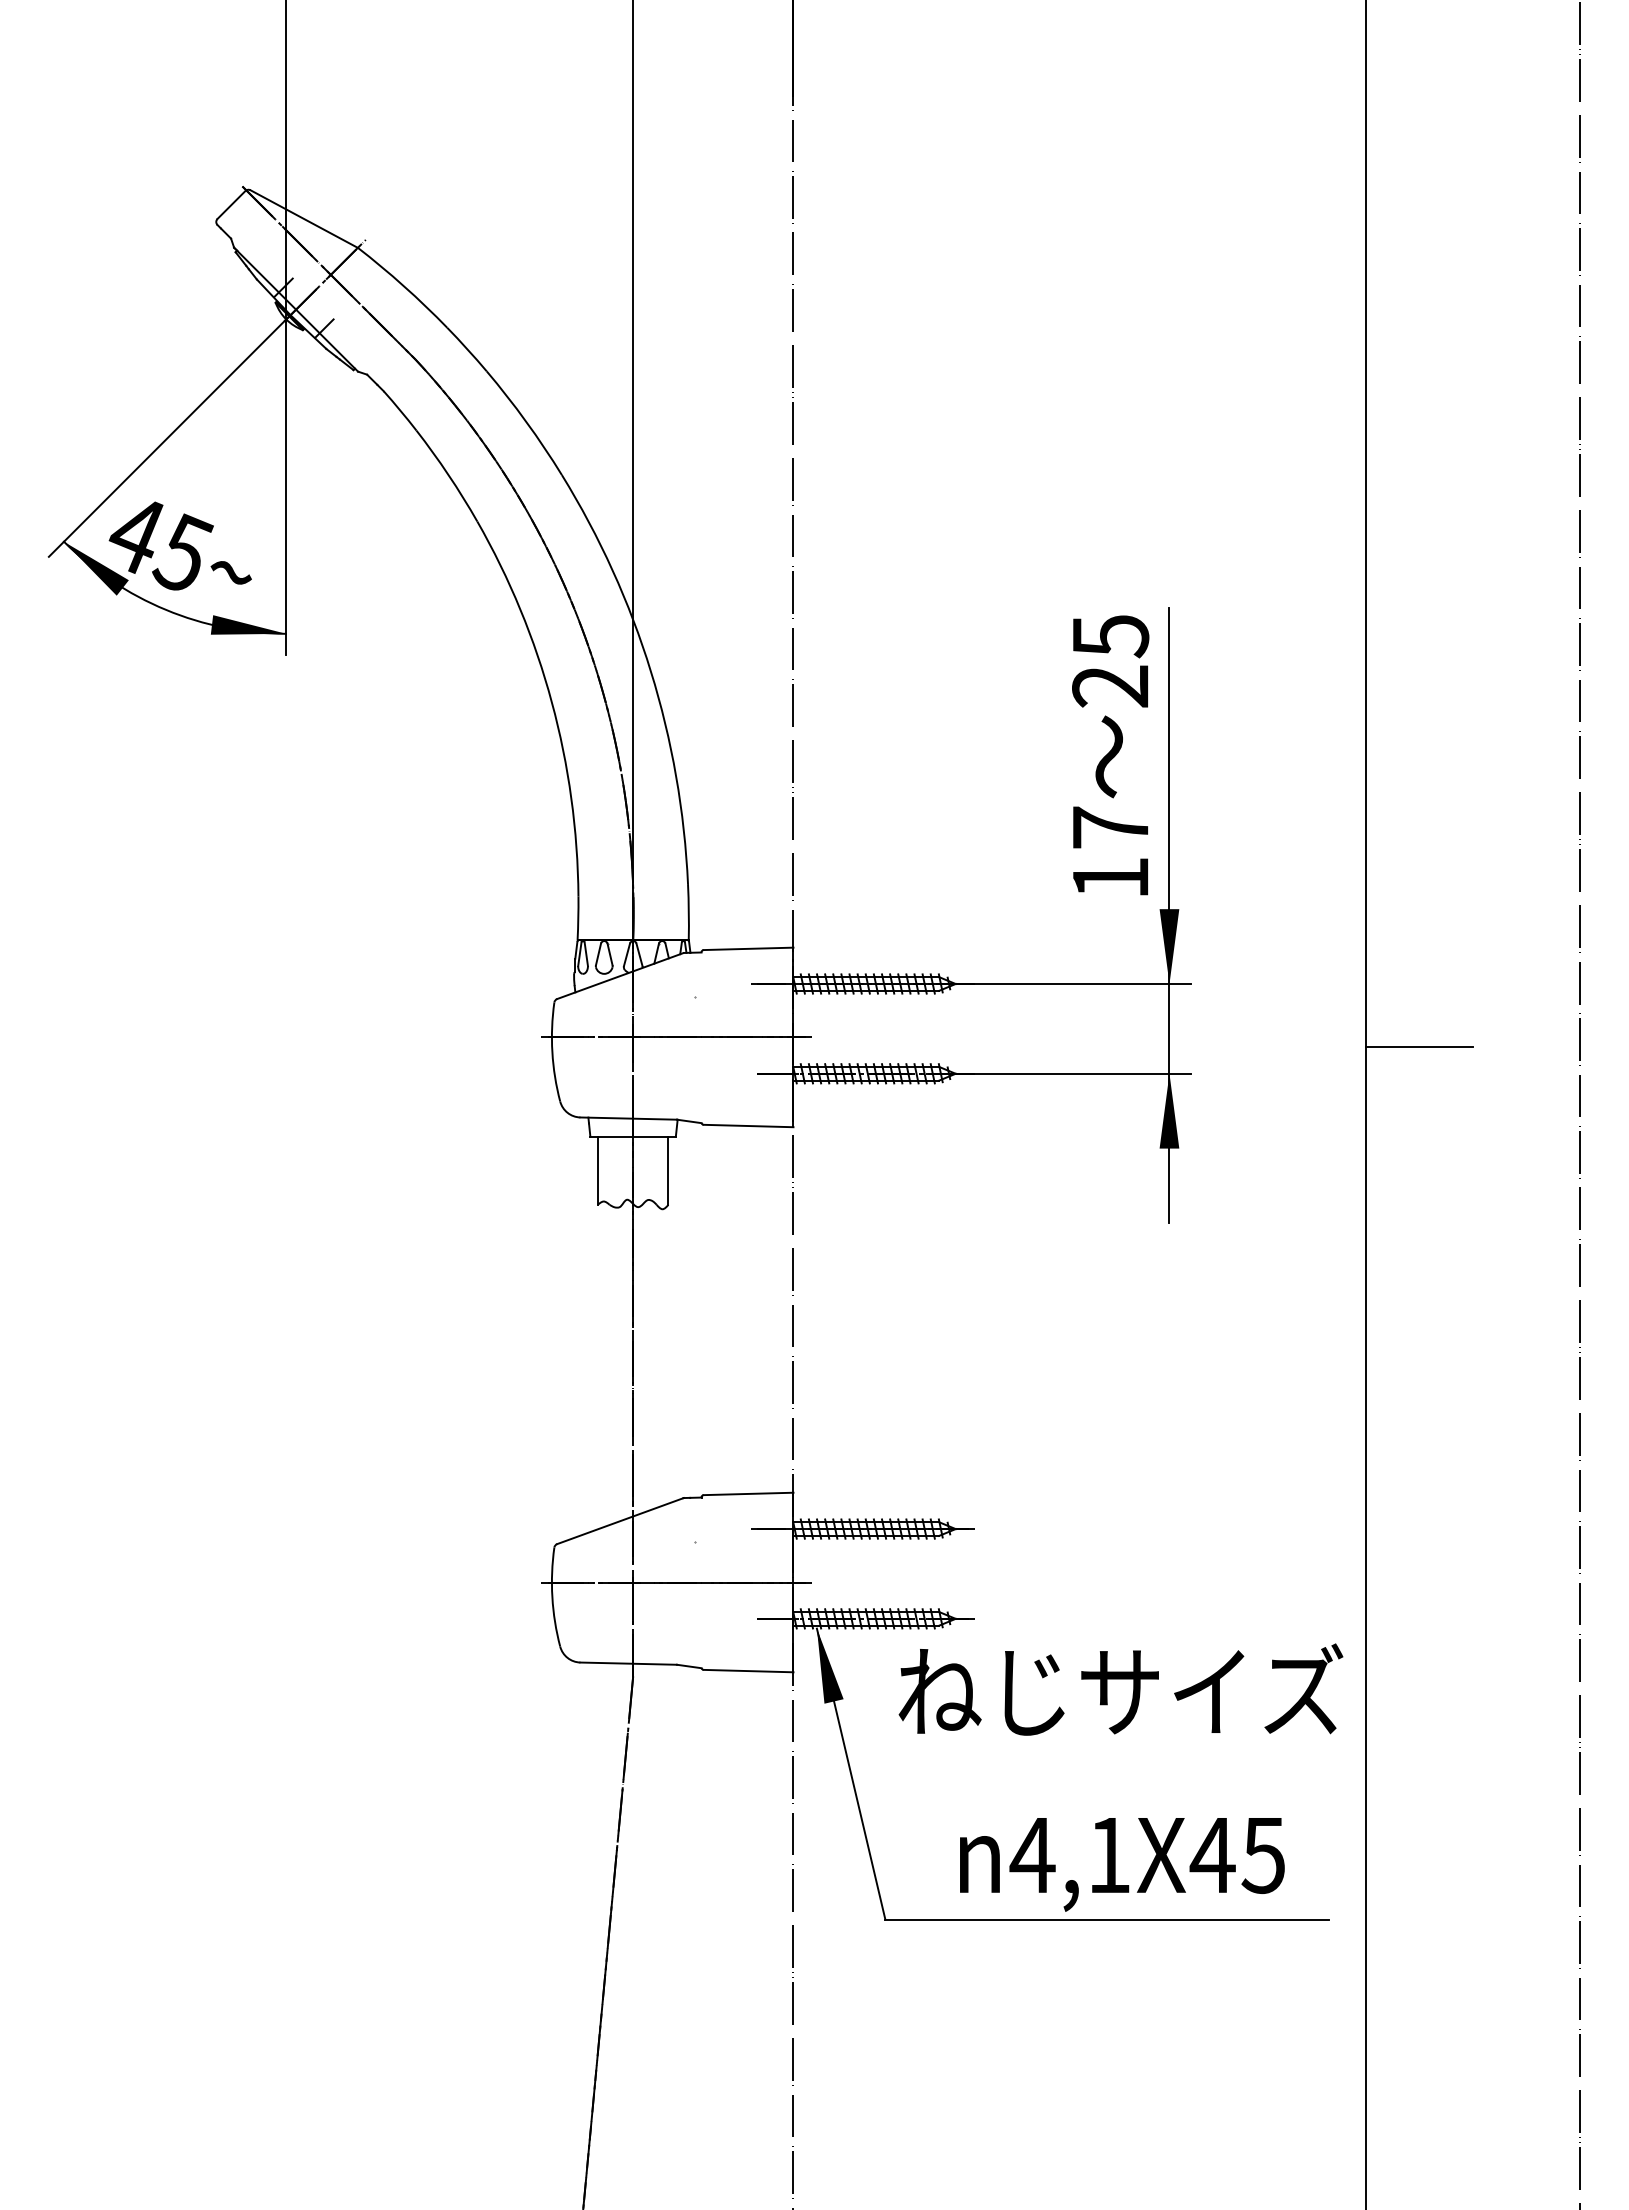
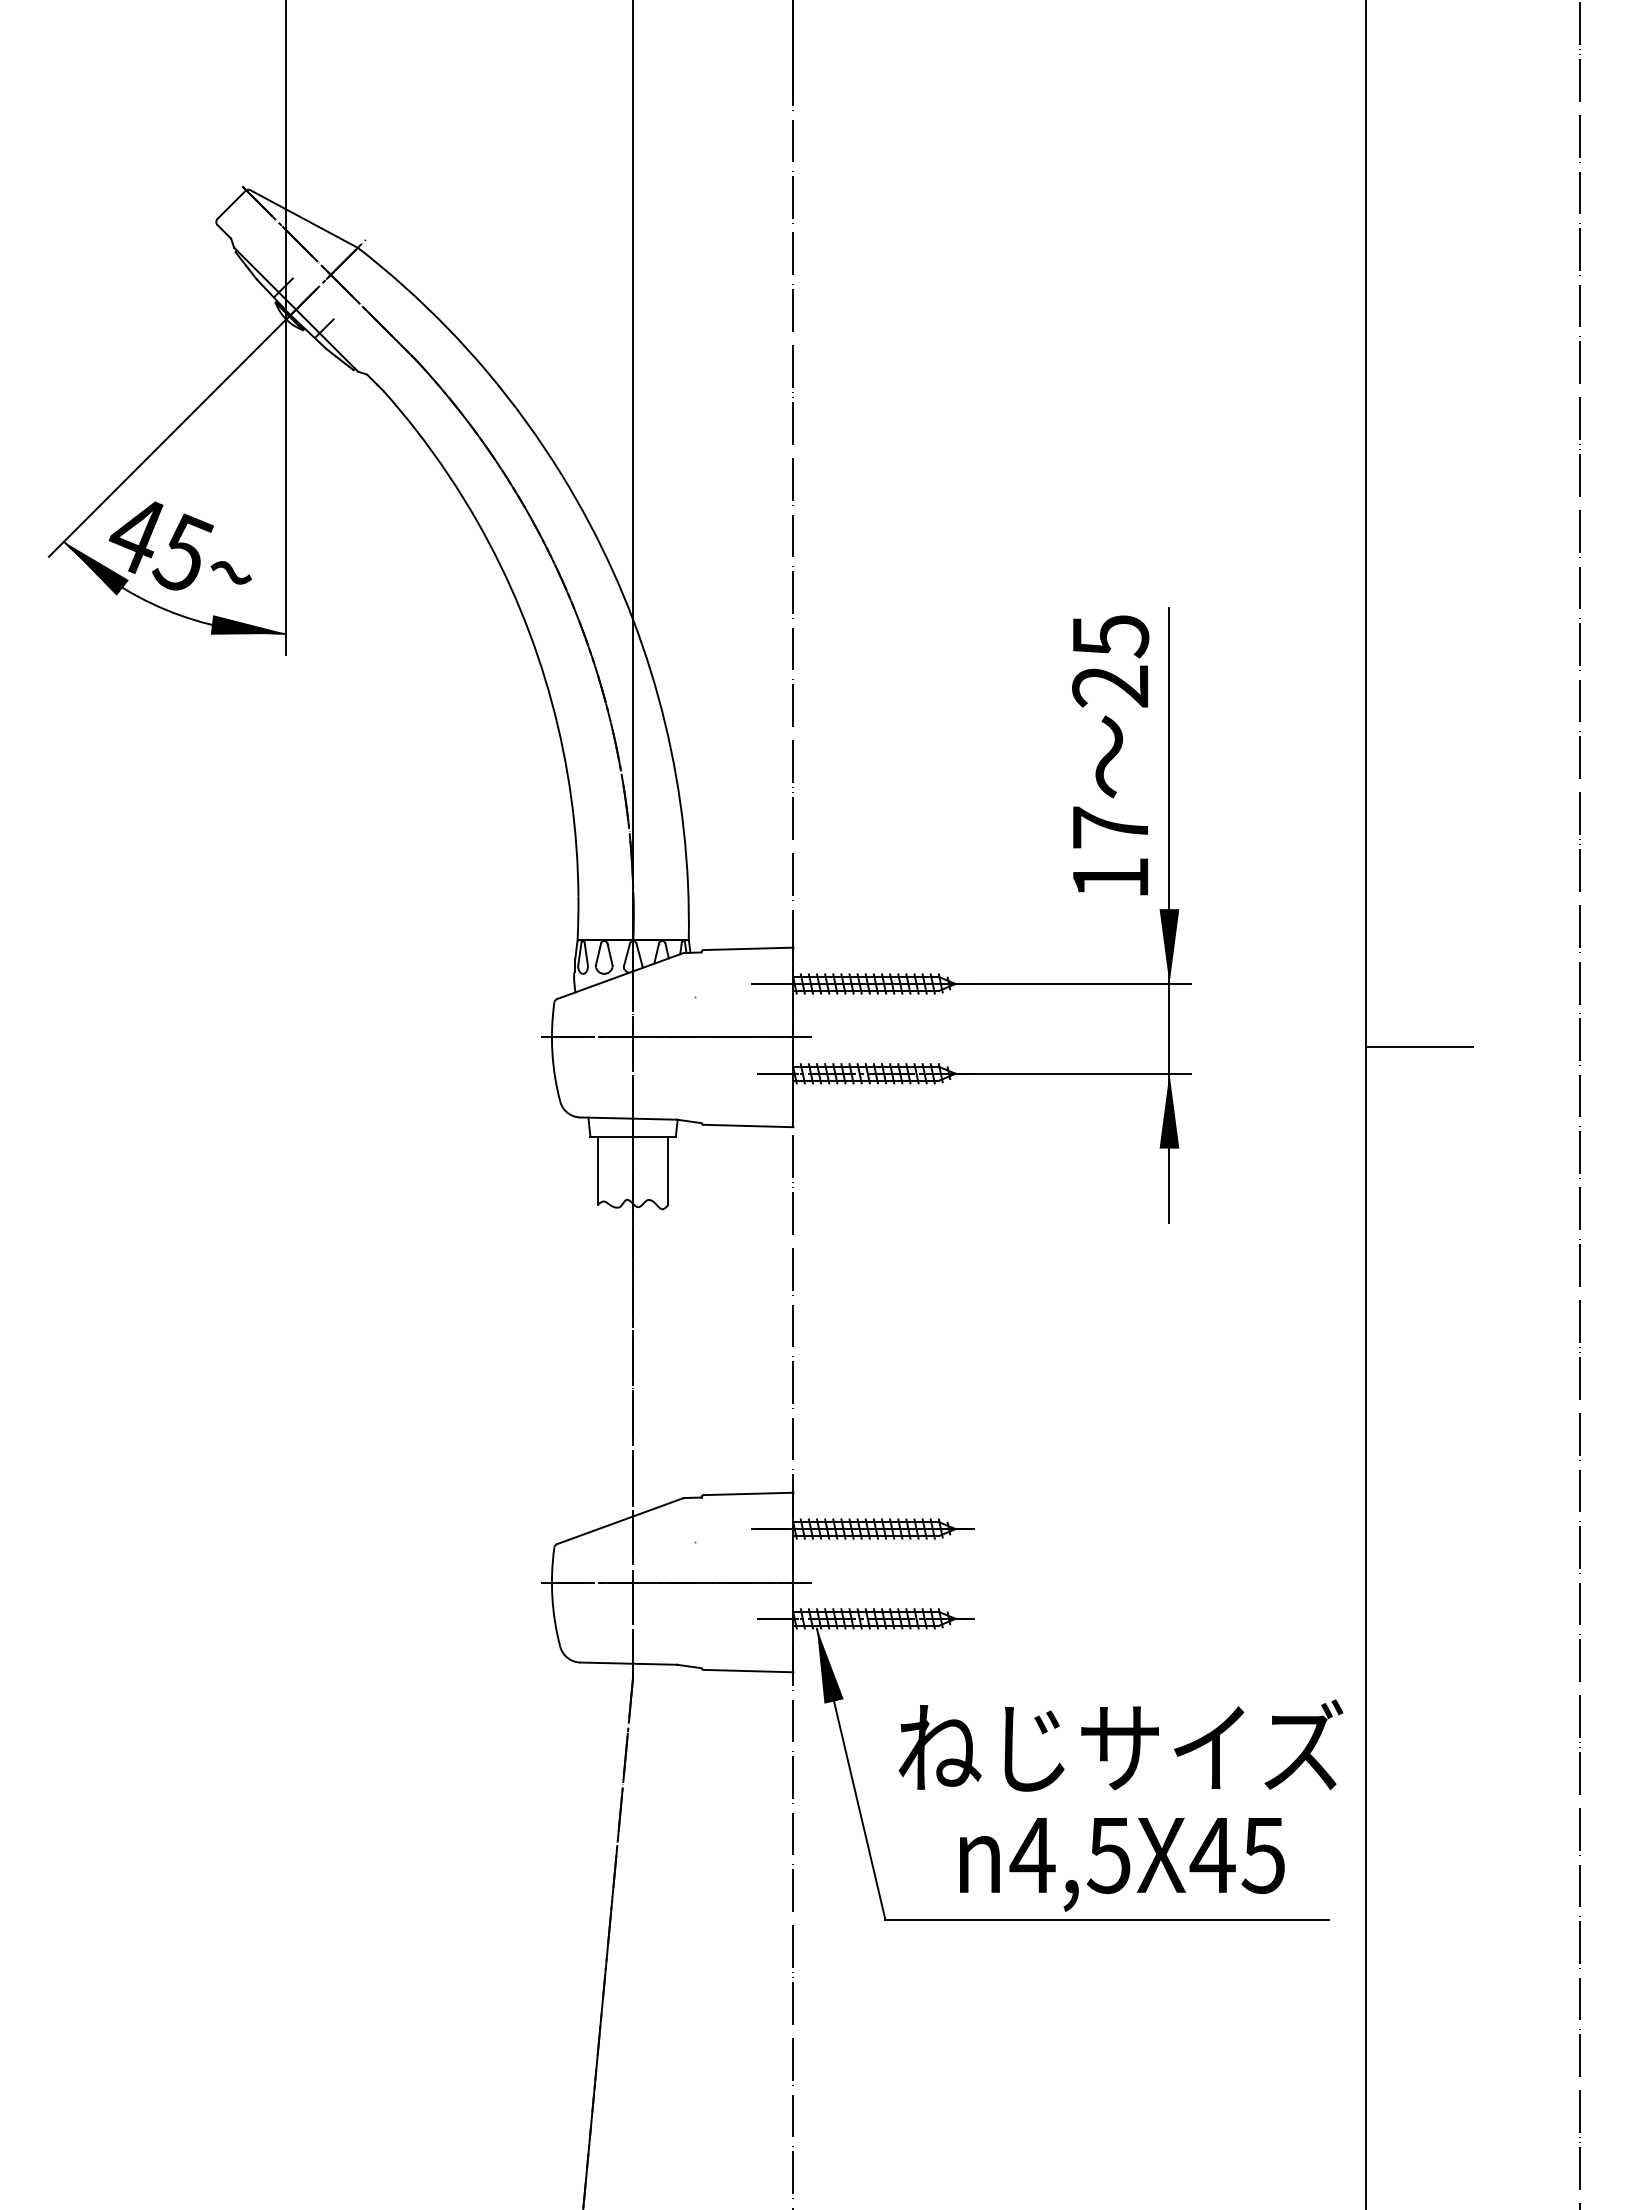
text position: (1120, 1689) -> (1120, 1745) (1120, 1745)
text: 4,1X45 -> 4,5X45 (1108, 1856)
